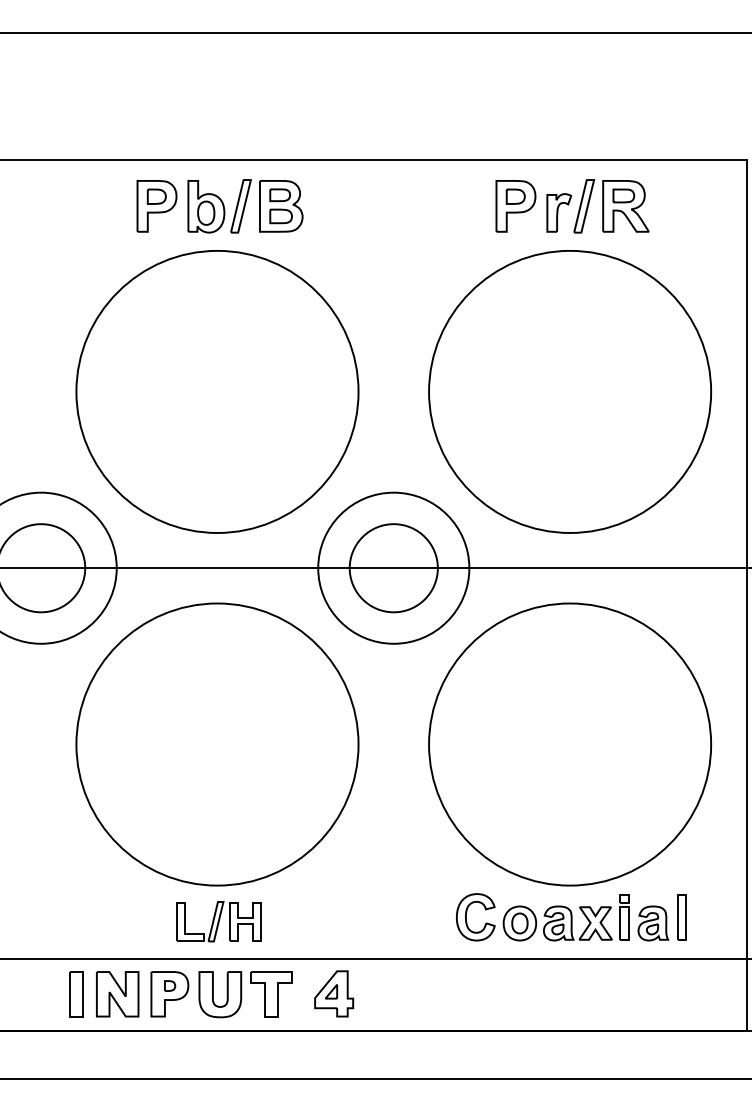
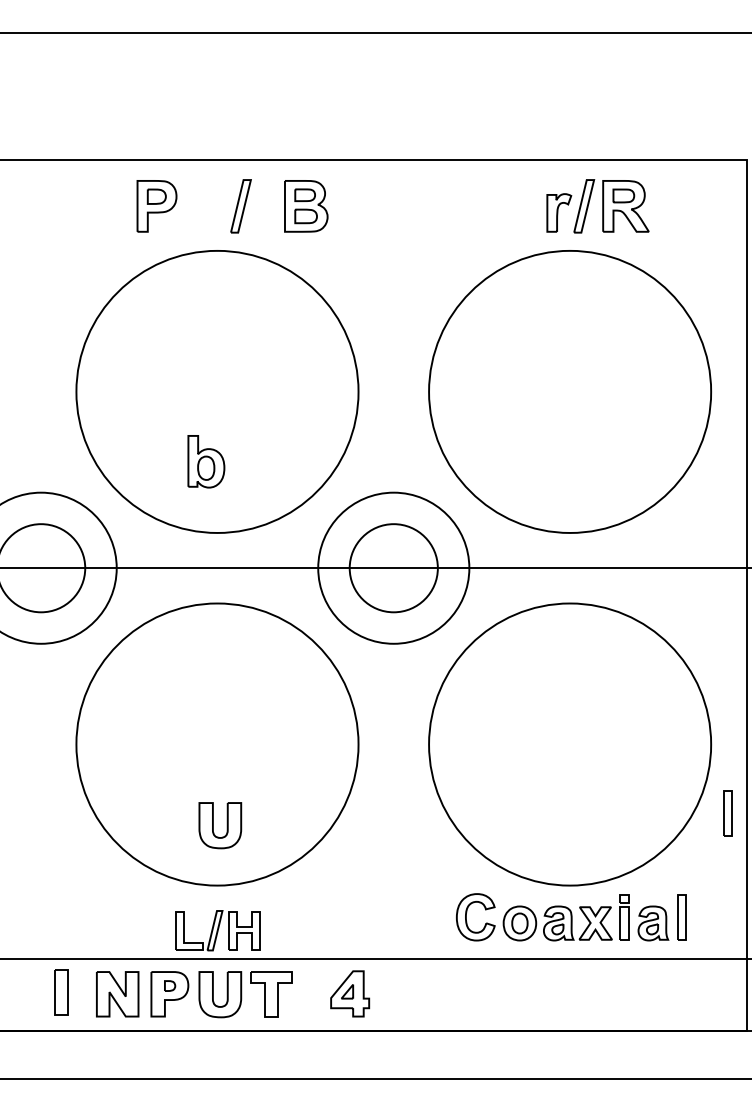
part position: (206, 206) -> (206, 461) (206, 461)
part position: (281, 206) -> (306, 206) (306, 206)
part: present -> none (515, 206)
part: none -> present (727, 813)
part: none -> present (220, 825)
part position: (218, 921) -> (217, 930) (217, 930)
part position: (334, 993) -> (350, 993) (350, 993)
part position: (76, 994) -> (61, 992) (61, 992)
